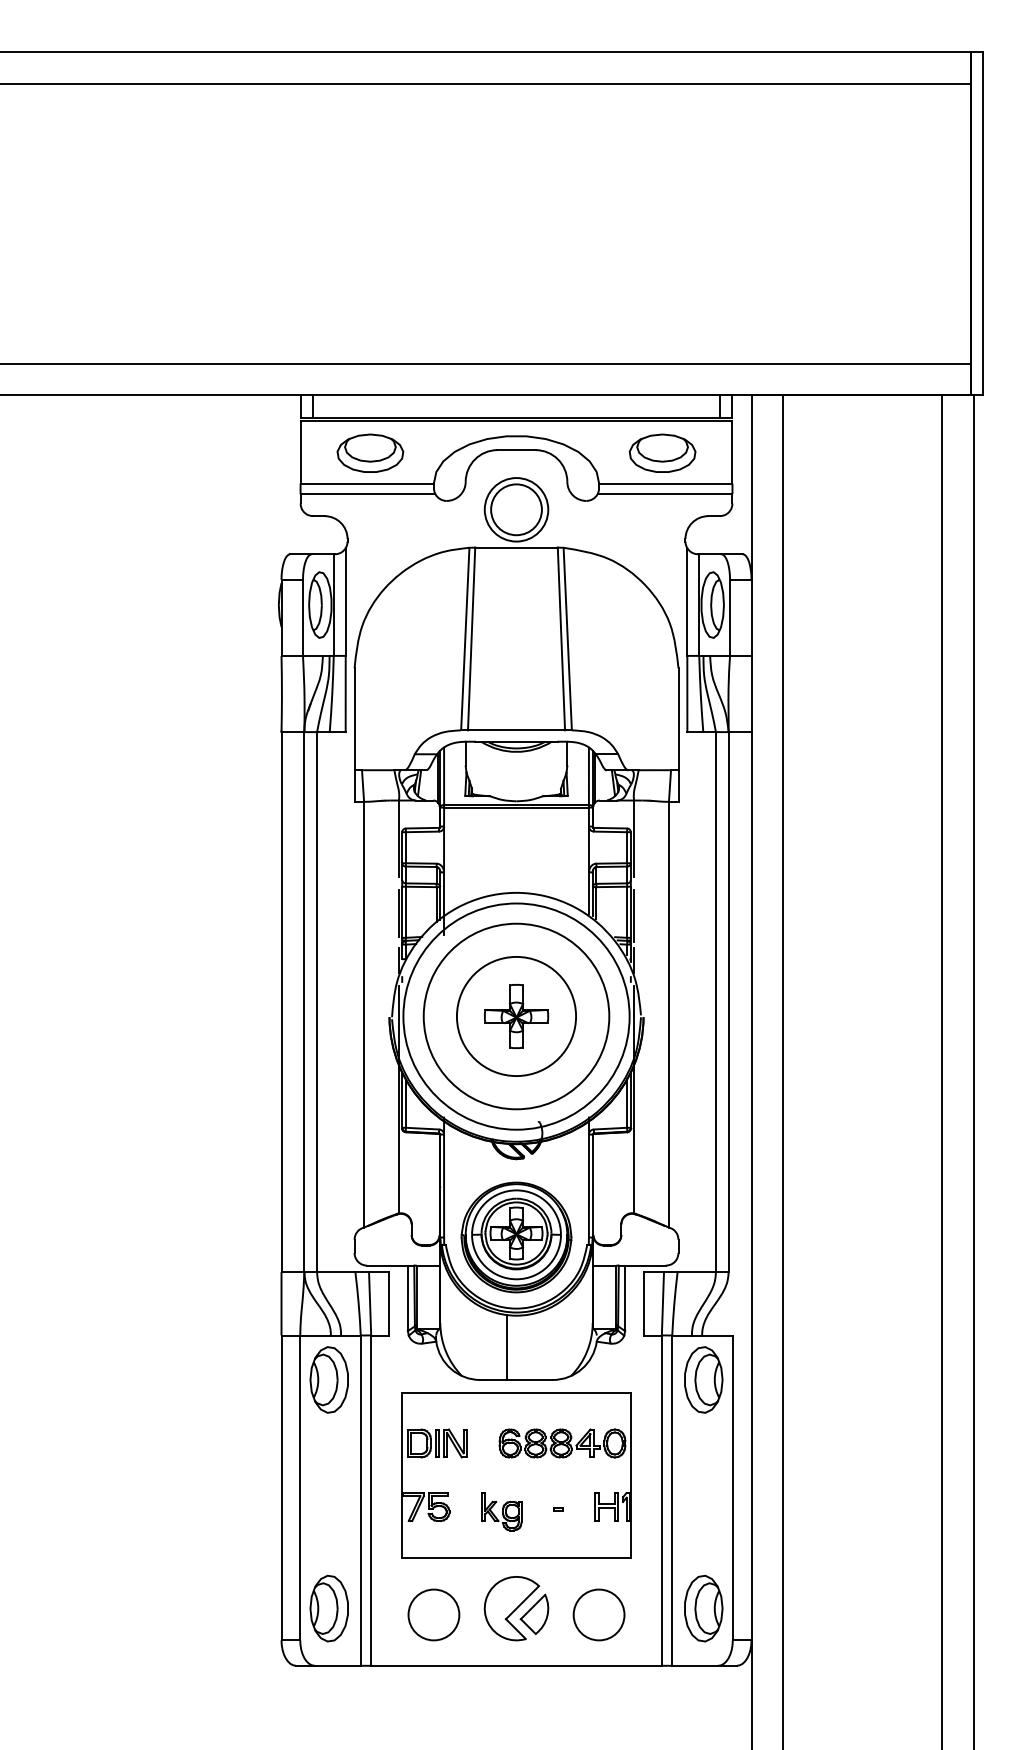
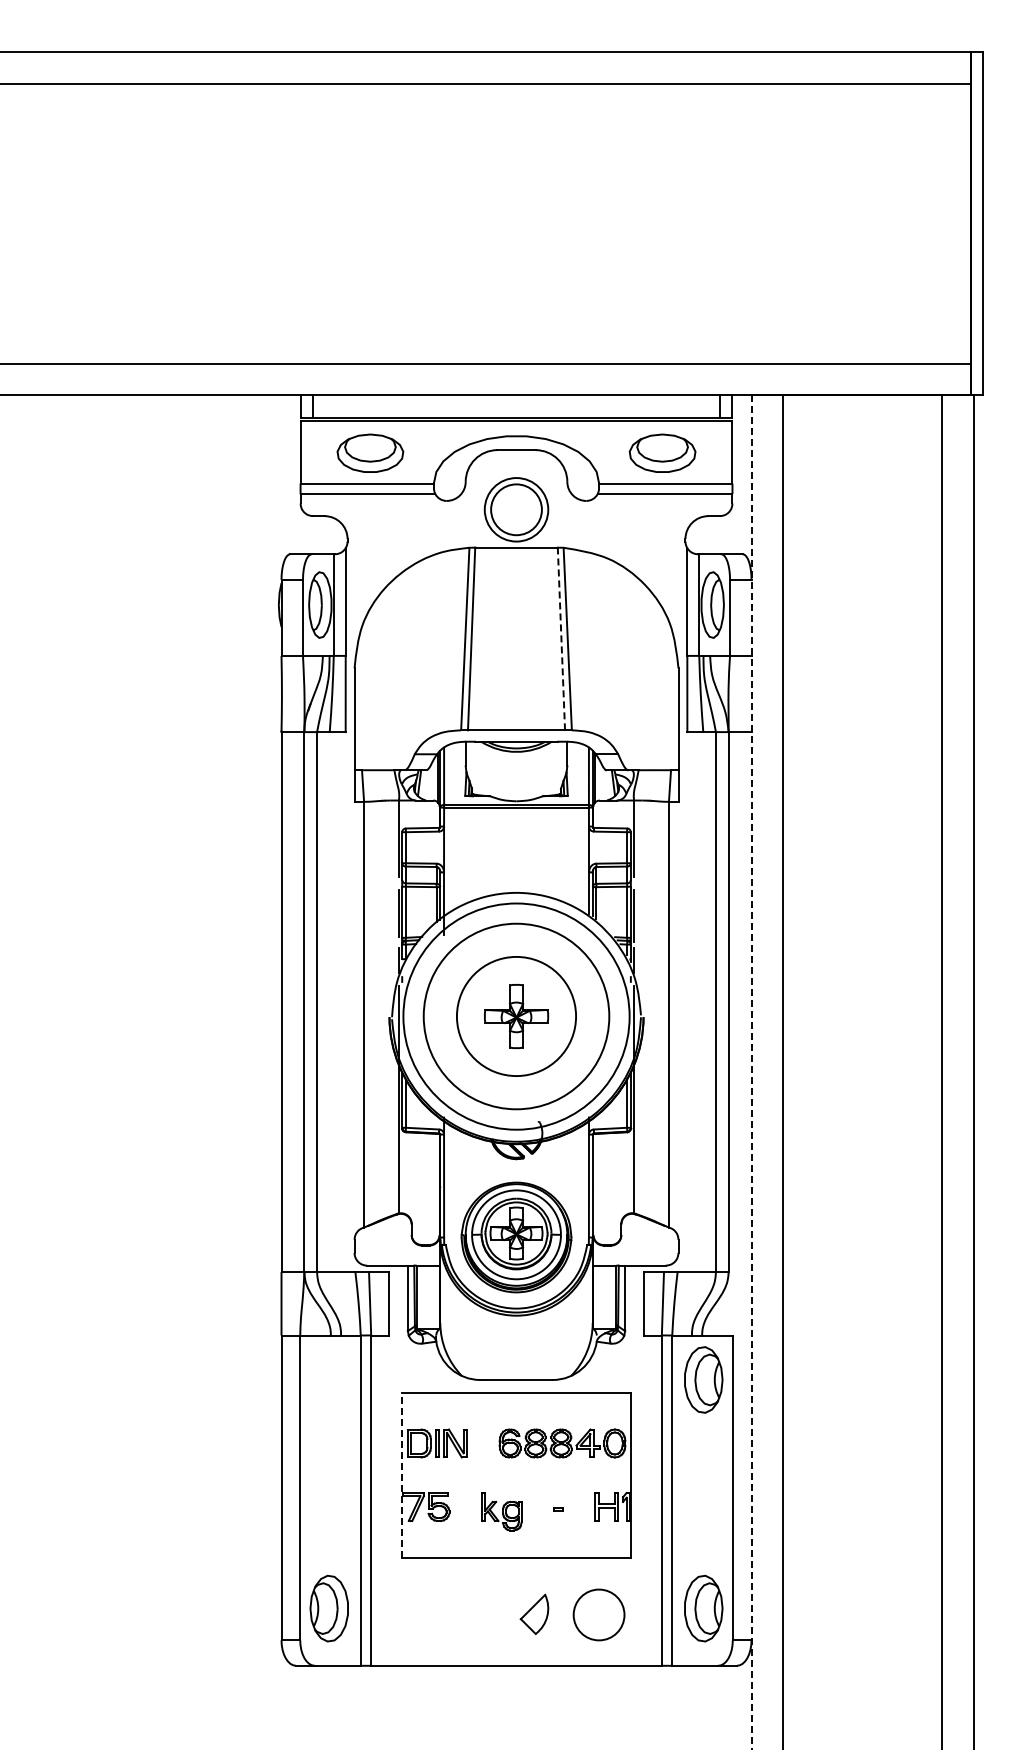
line: solid -> dashed (561, 638)
line: solid -> dashed (751, 1072)
line: present -> none (507, 1347)
part: present -> none (328, 1379)
line: solid -> dashed (402, 1475)
part: present -> none (511, 1608)
circle: present -> none (433, 1614)
